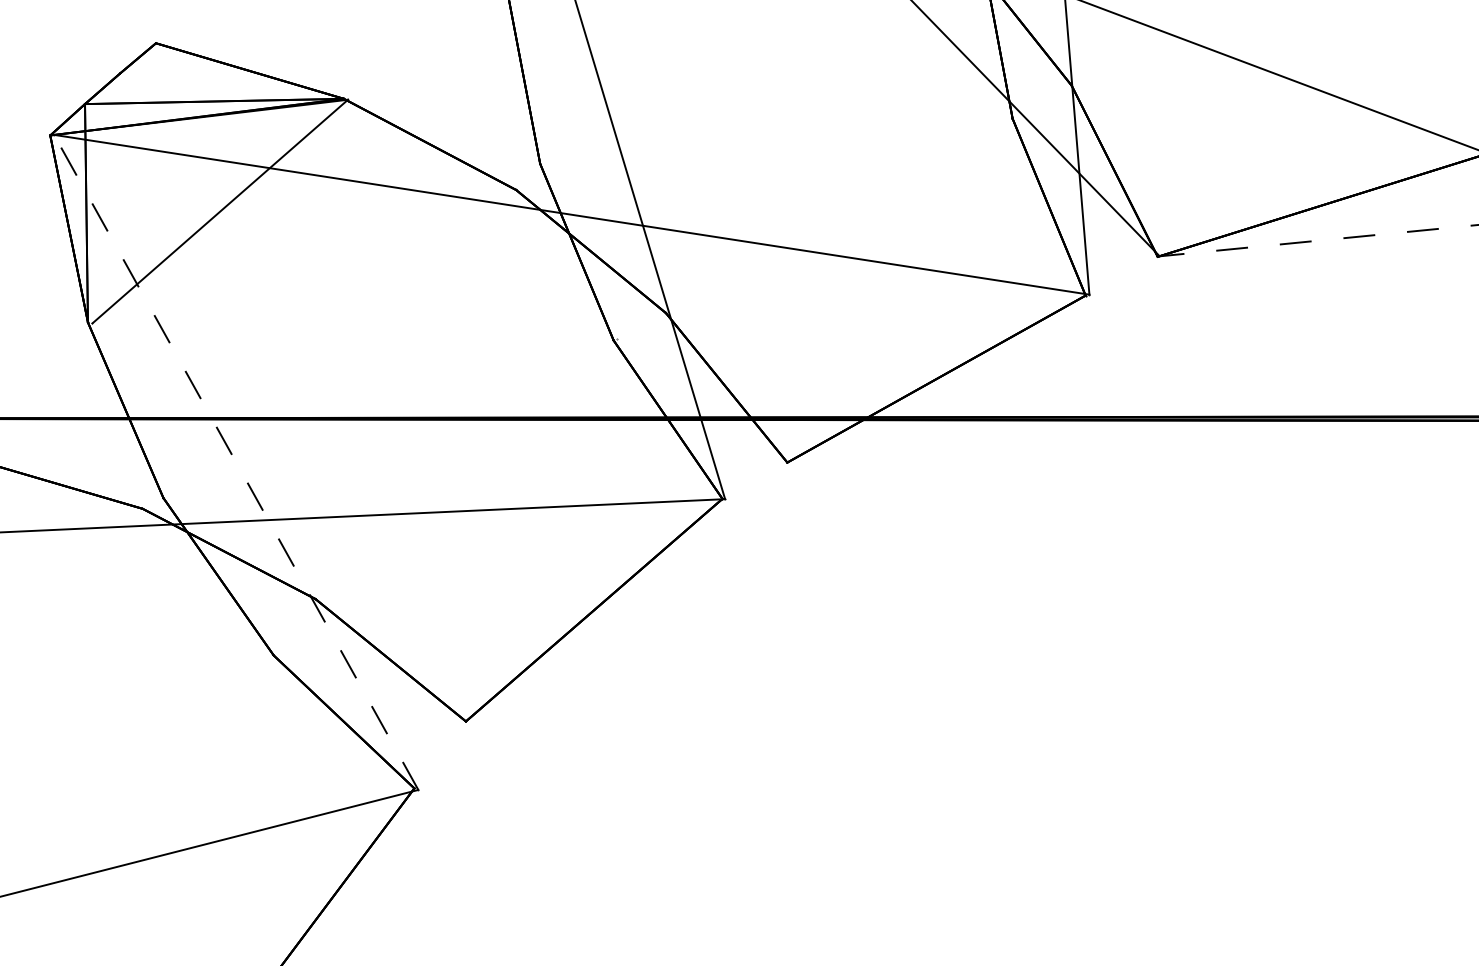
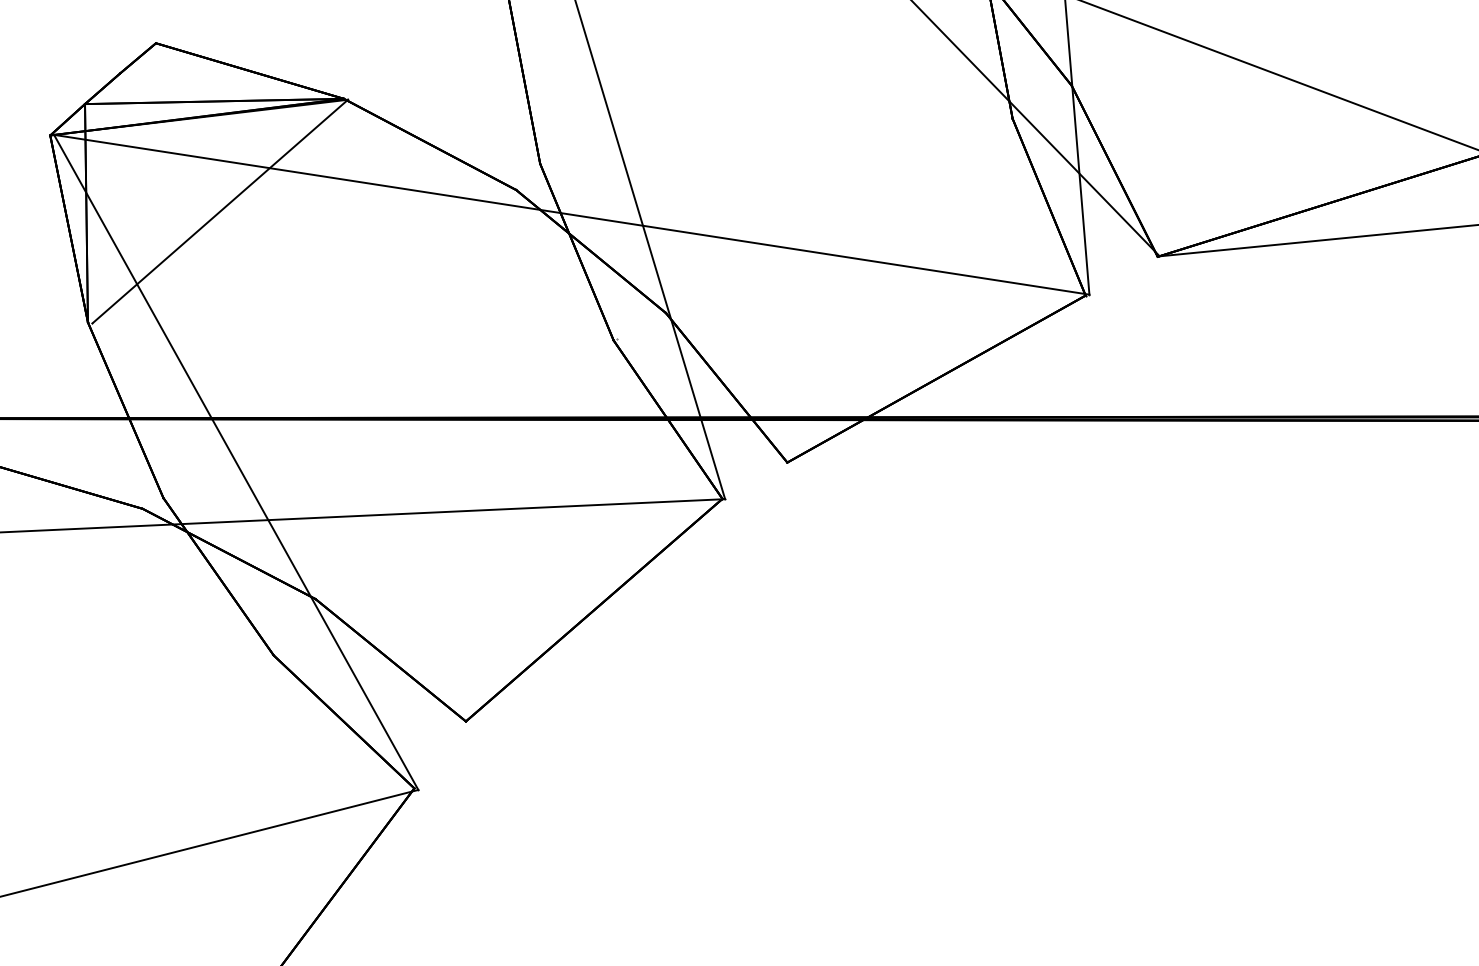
line: dashed -> solid (1318, 240)
line: dashed -> solid (236, 462)
